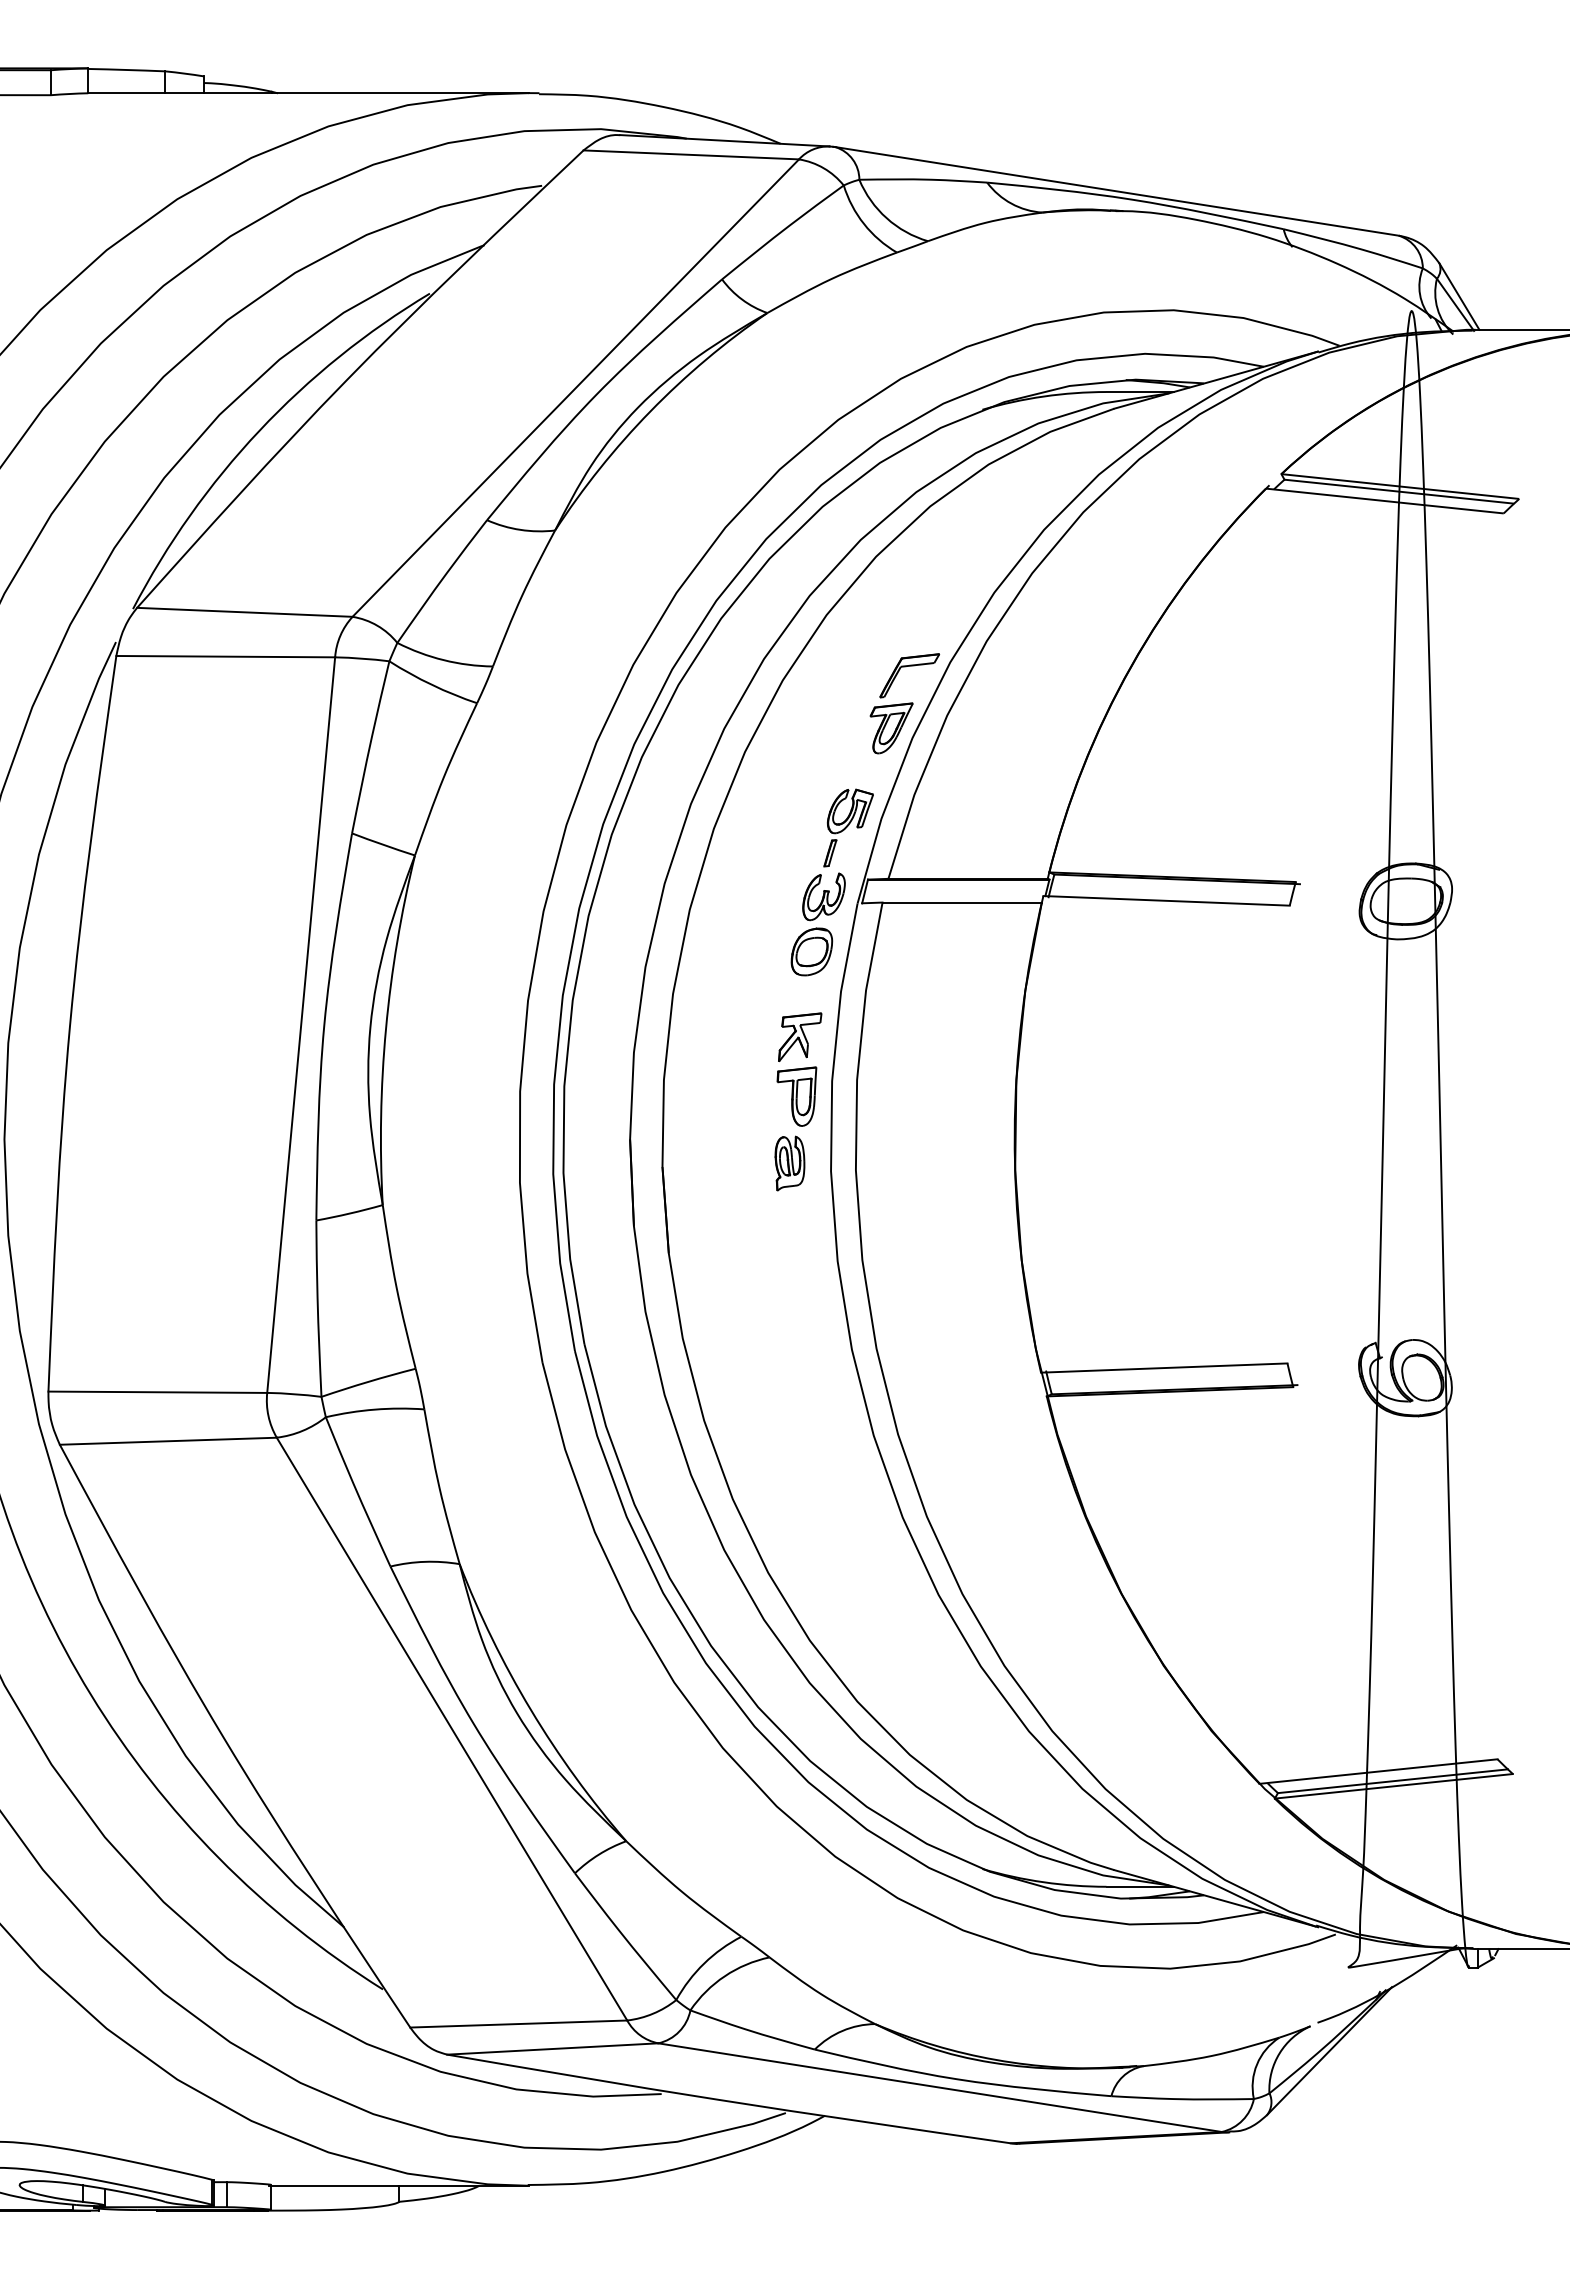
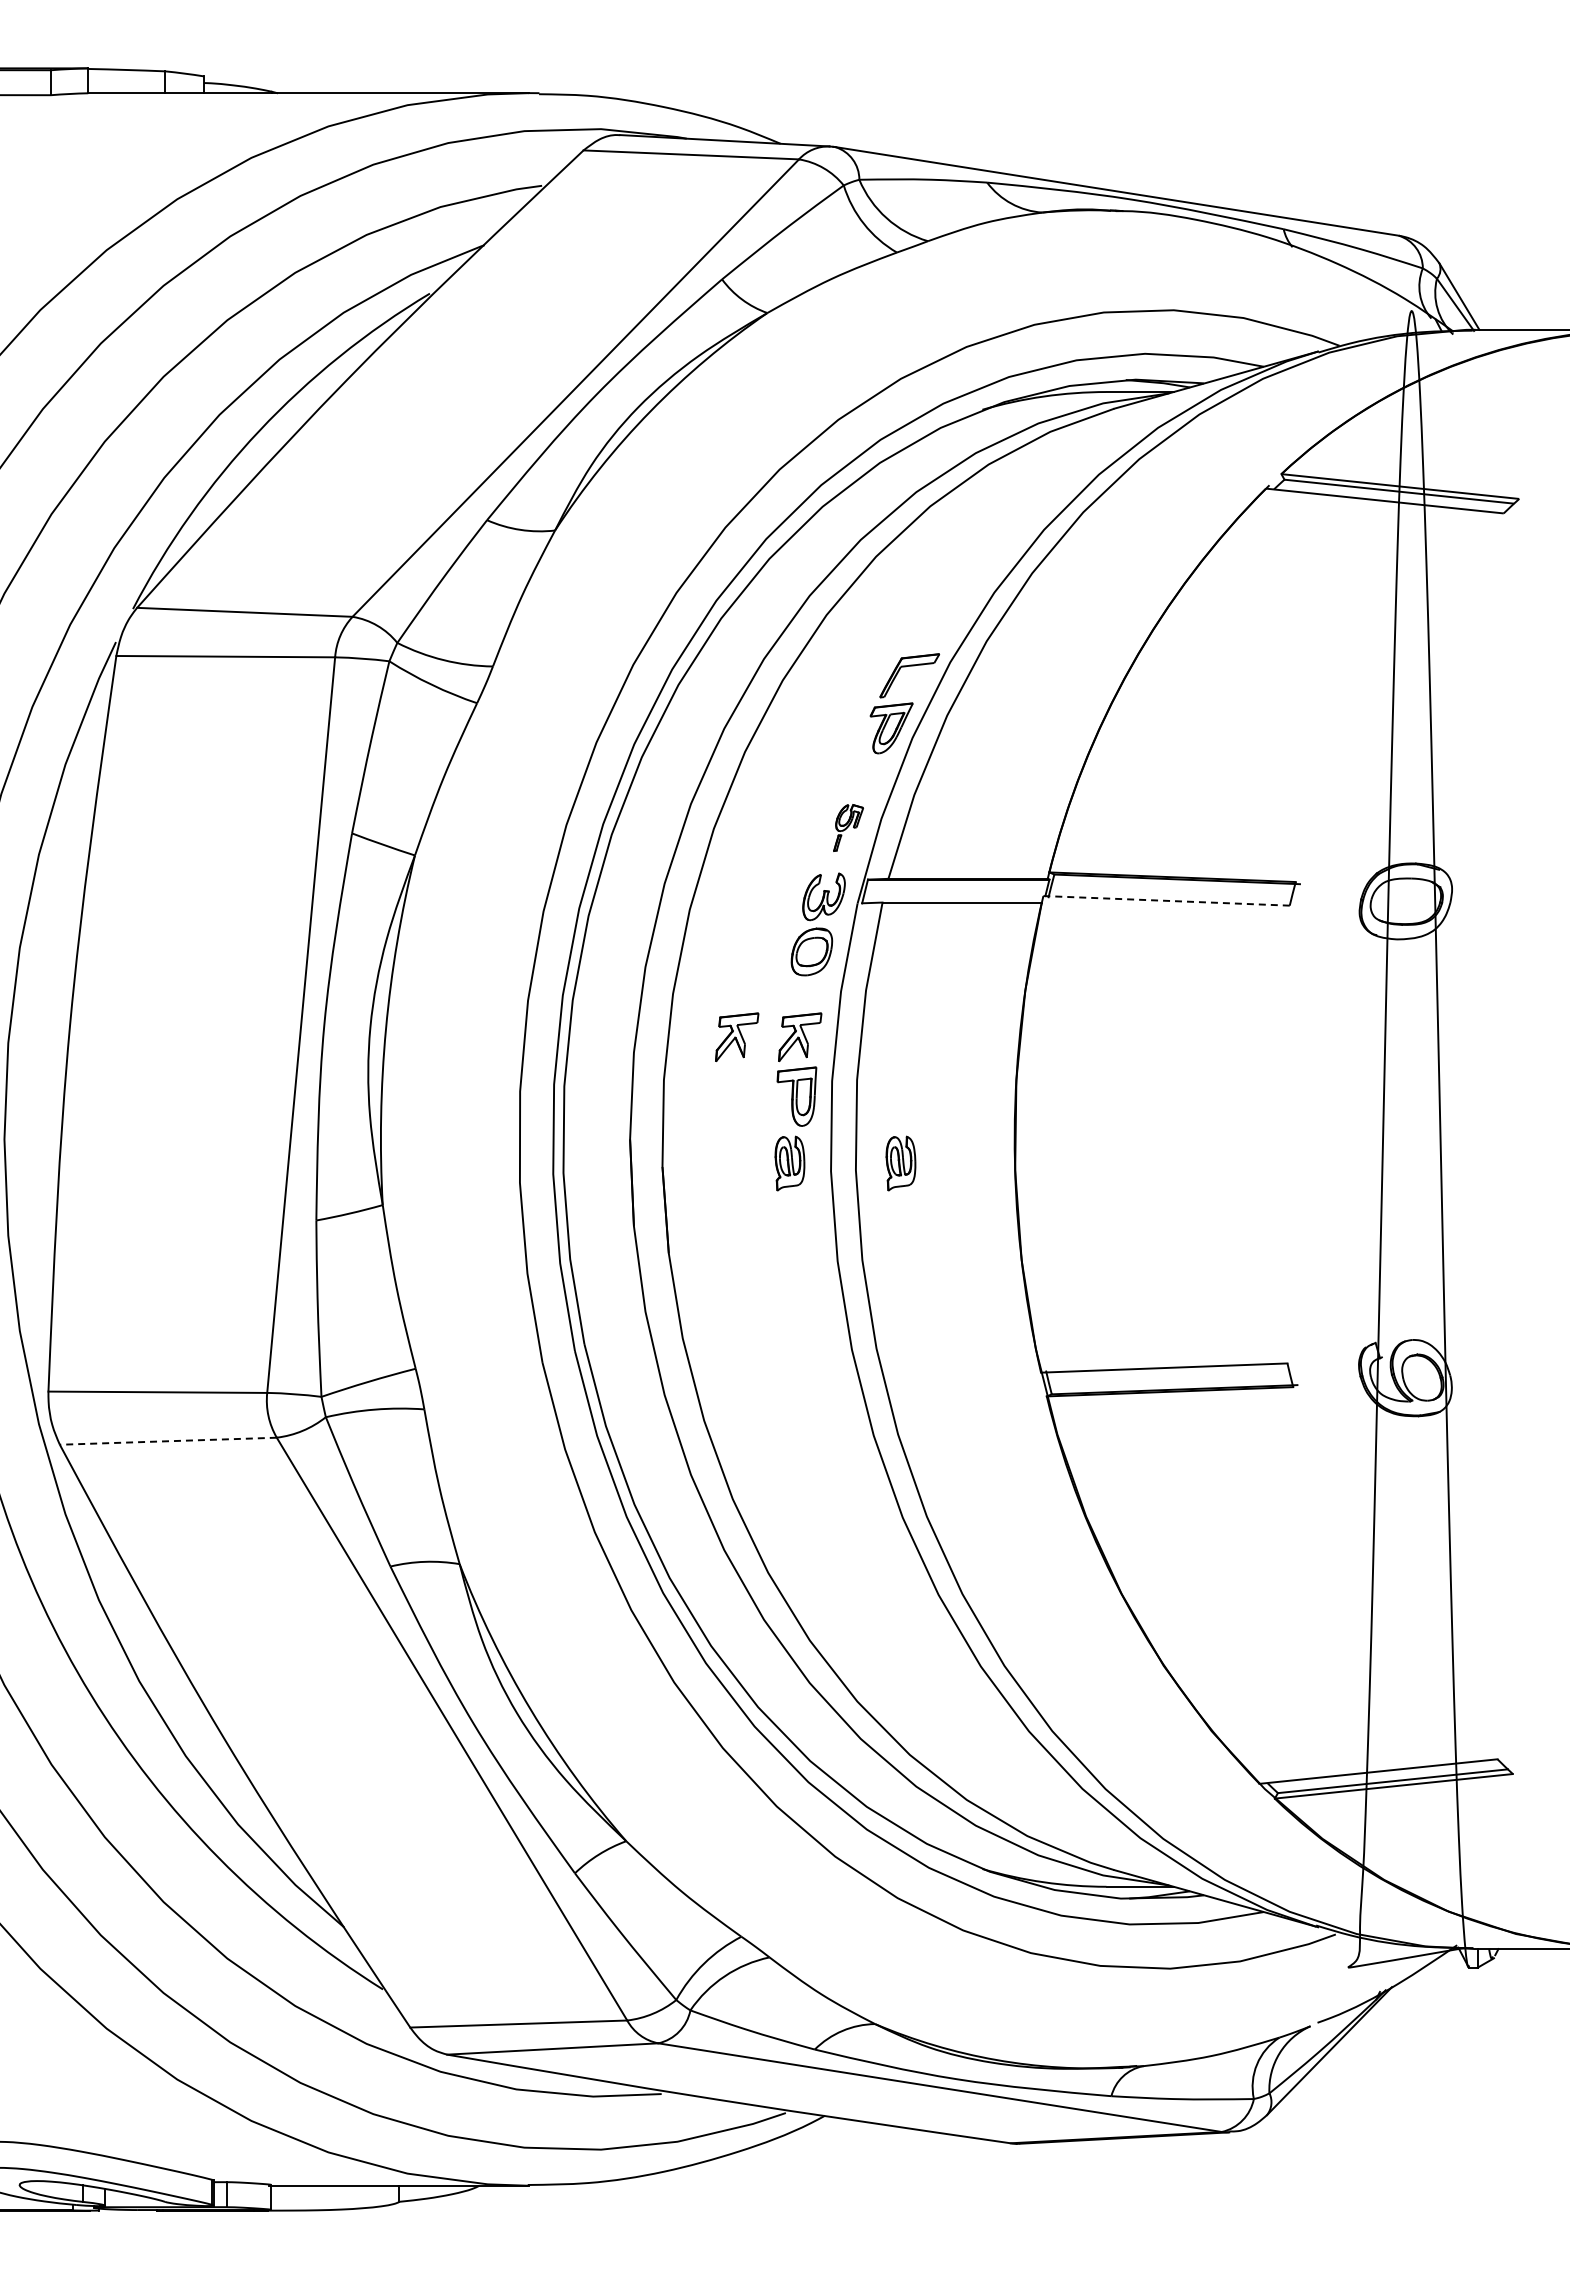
part size: 51x80 px -> 31x48 px (848, 827)
line: solid -> dashed (1166, 900)
part: none -> present (737, 1036)
part: none -> present (900, 1163)
line: solid -> dashed (168, 1441)
